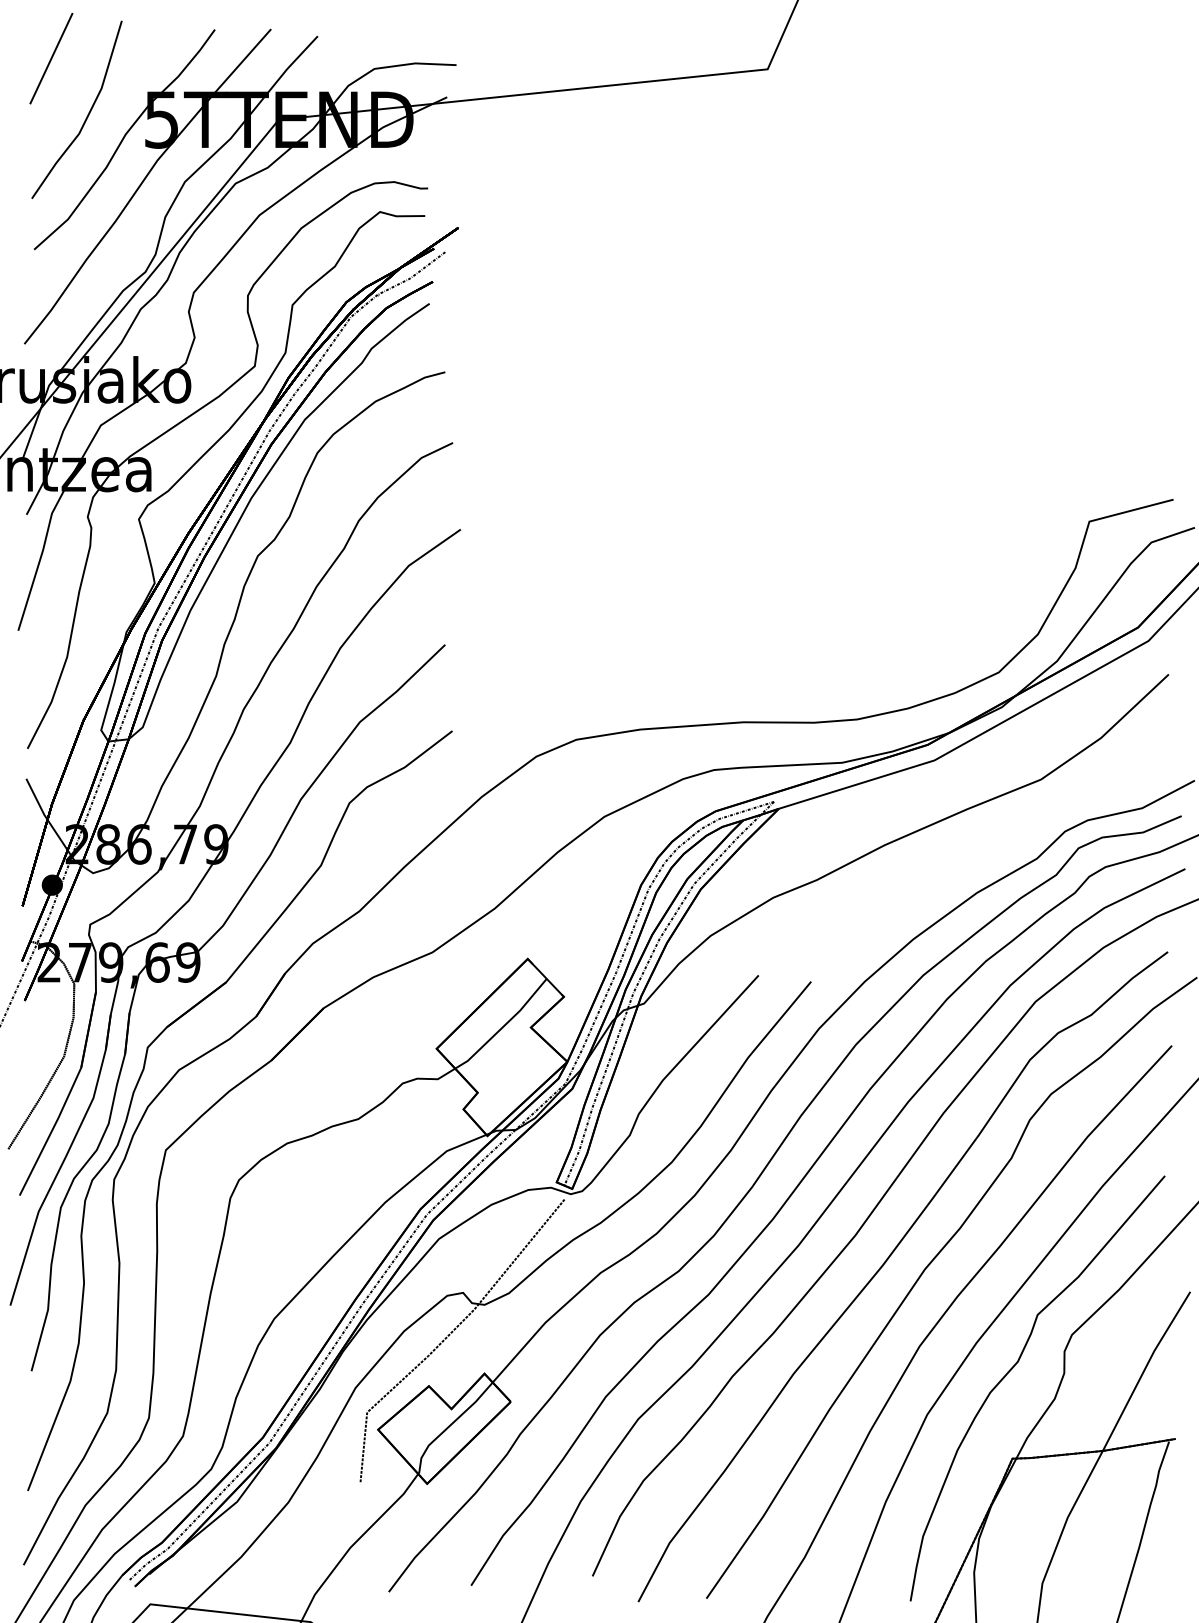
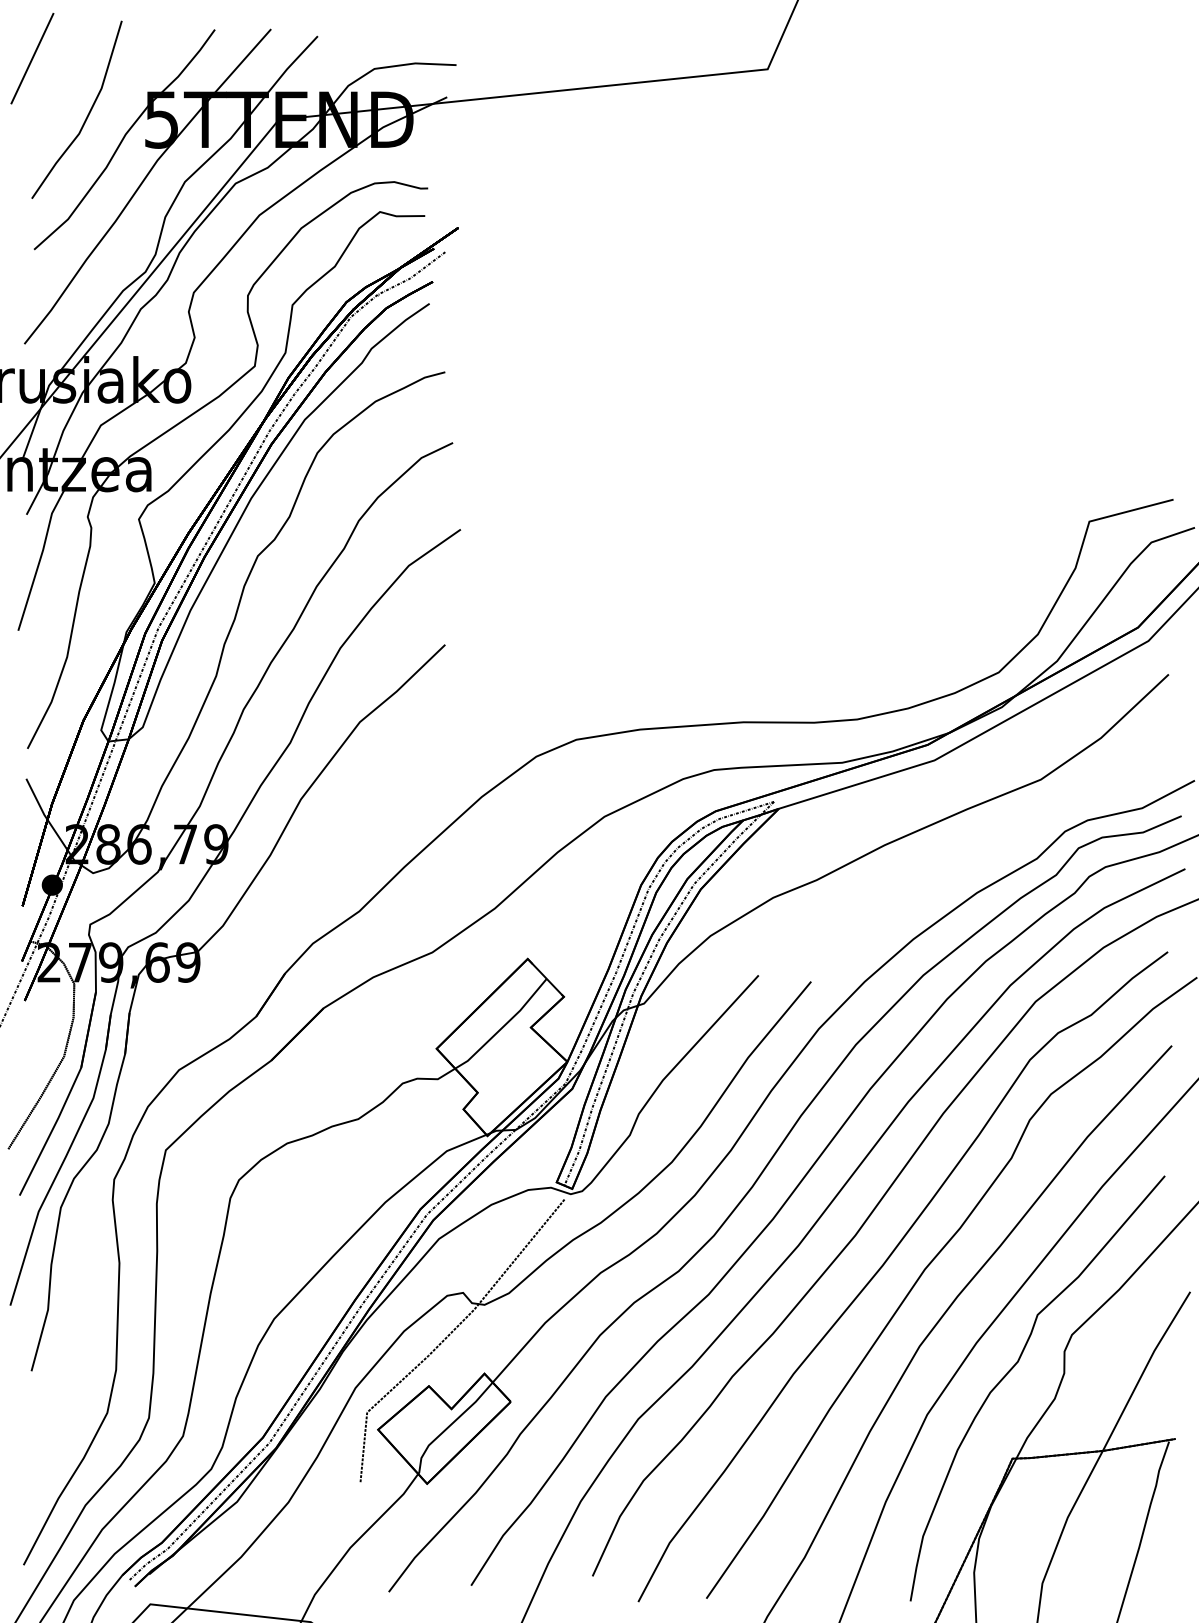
line position: (51, 58) -> (32, 58) (32, 58)
part: present -> none (143, 1072)
